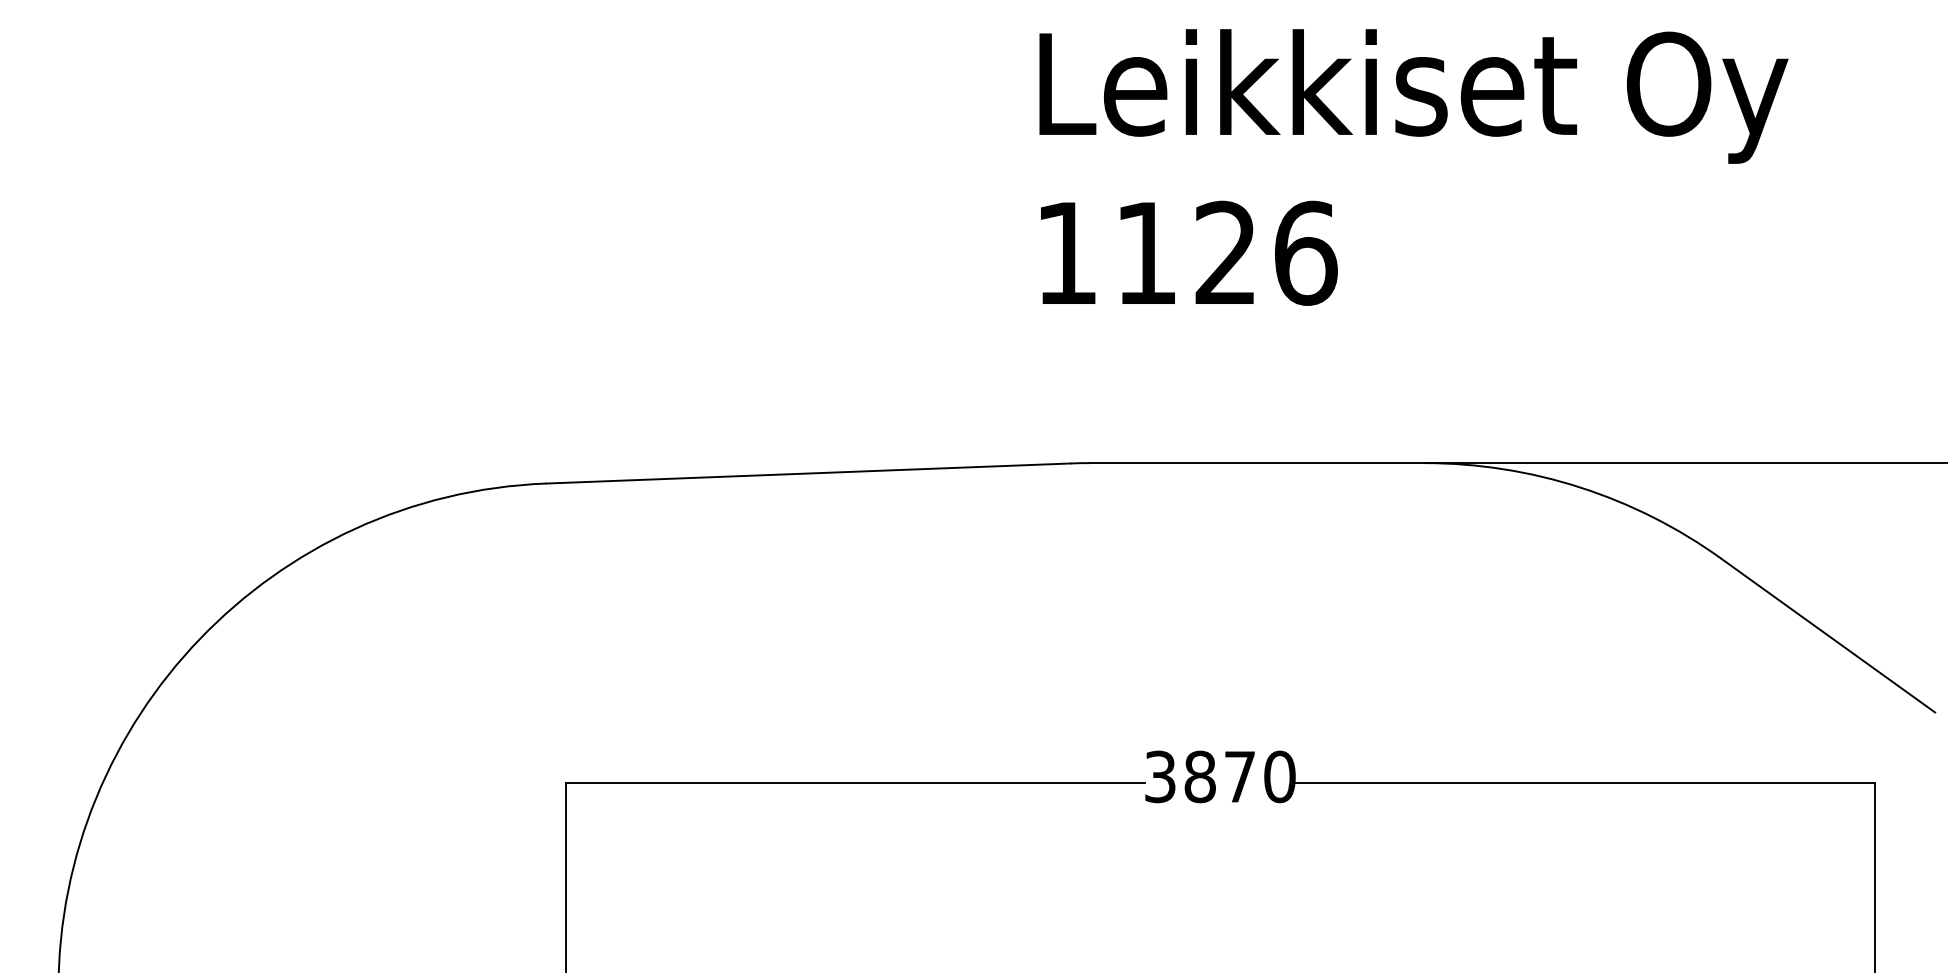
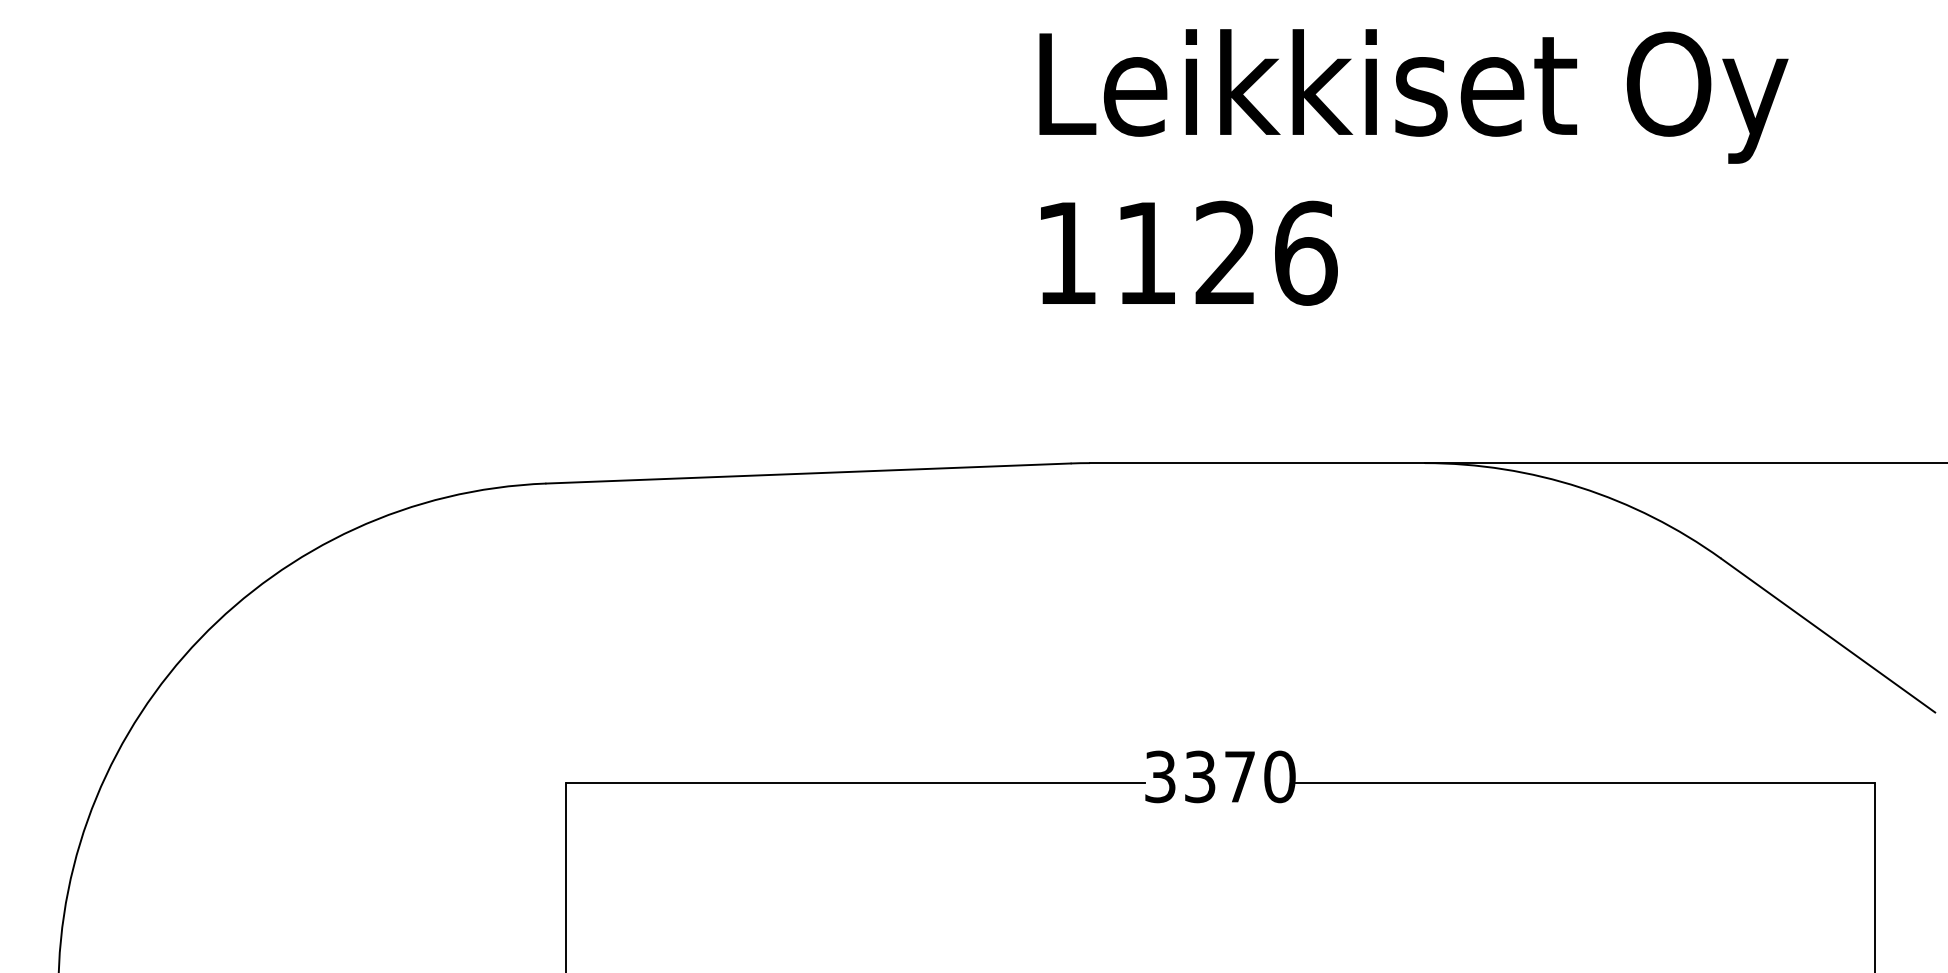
text: 3870 -> 3370 (1199, 776)
